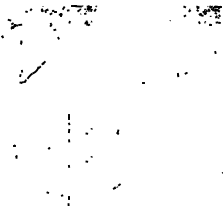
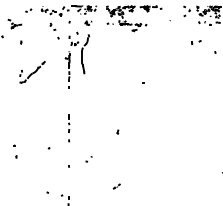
part: none -> present (134, 18)
part: none -> present (77, 59)
part position: (182, 74) -> (196, 42) (196, 42)
part: present -> none (88, 131)
